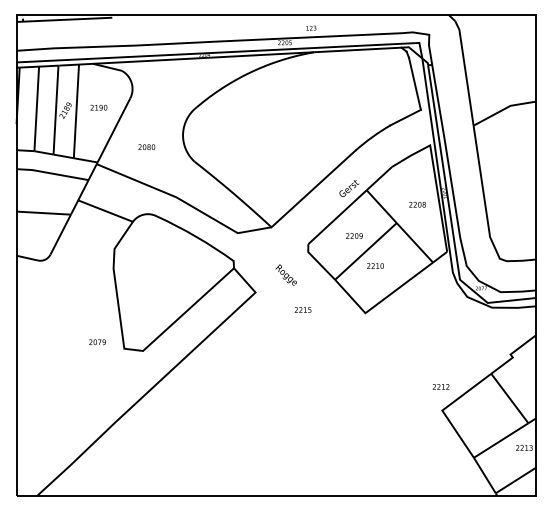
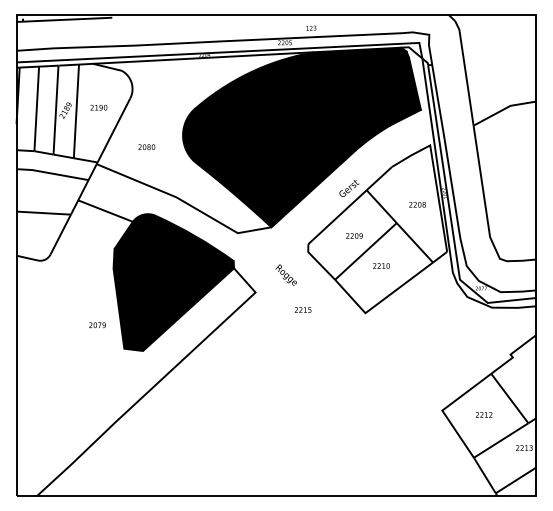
fill: none -> present (301, 137)
text position: (375, 265) -> (381, 265) (381, 265)
fill: none -> present (173, 282)
text position: (97, 342) -> (97, 325) (97, 325)
text position: (440, 386) -> (483, 414) (483, 414)
